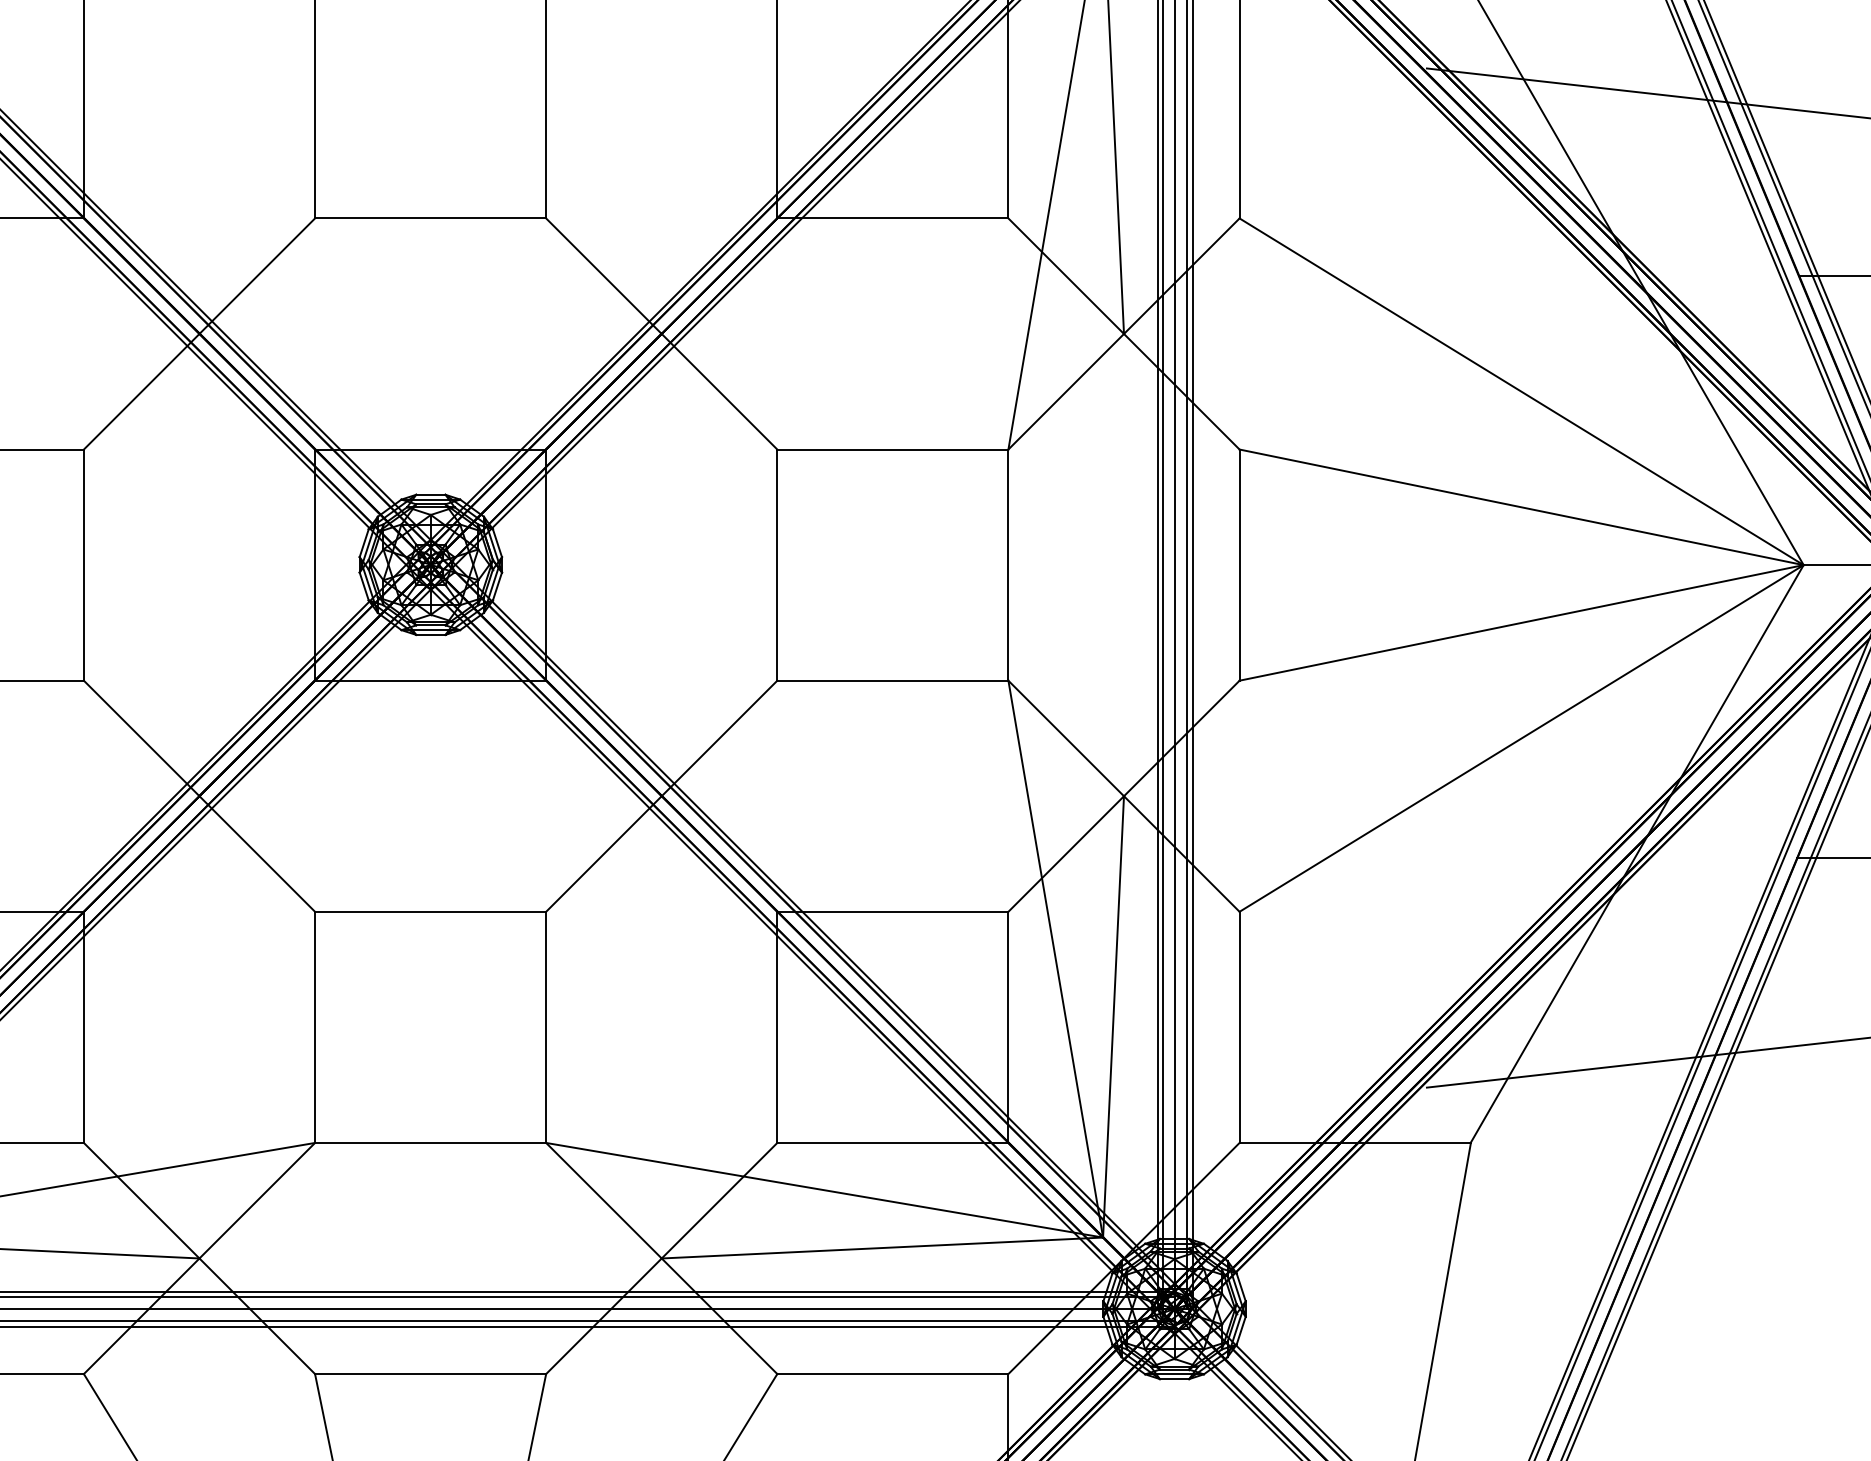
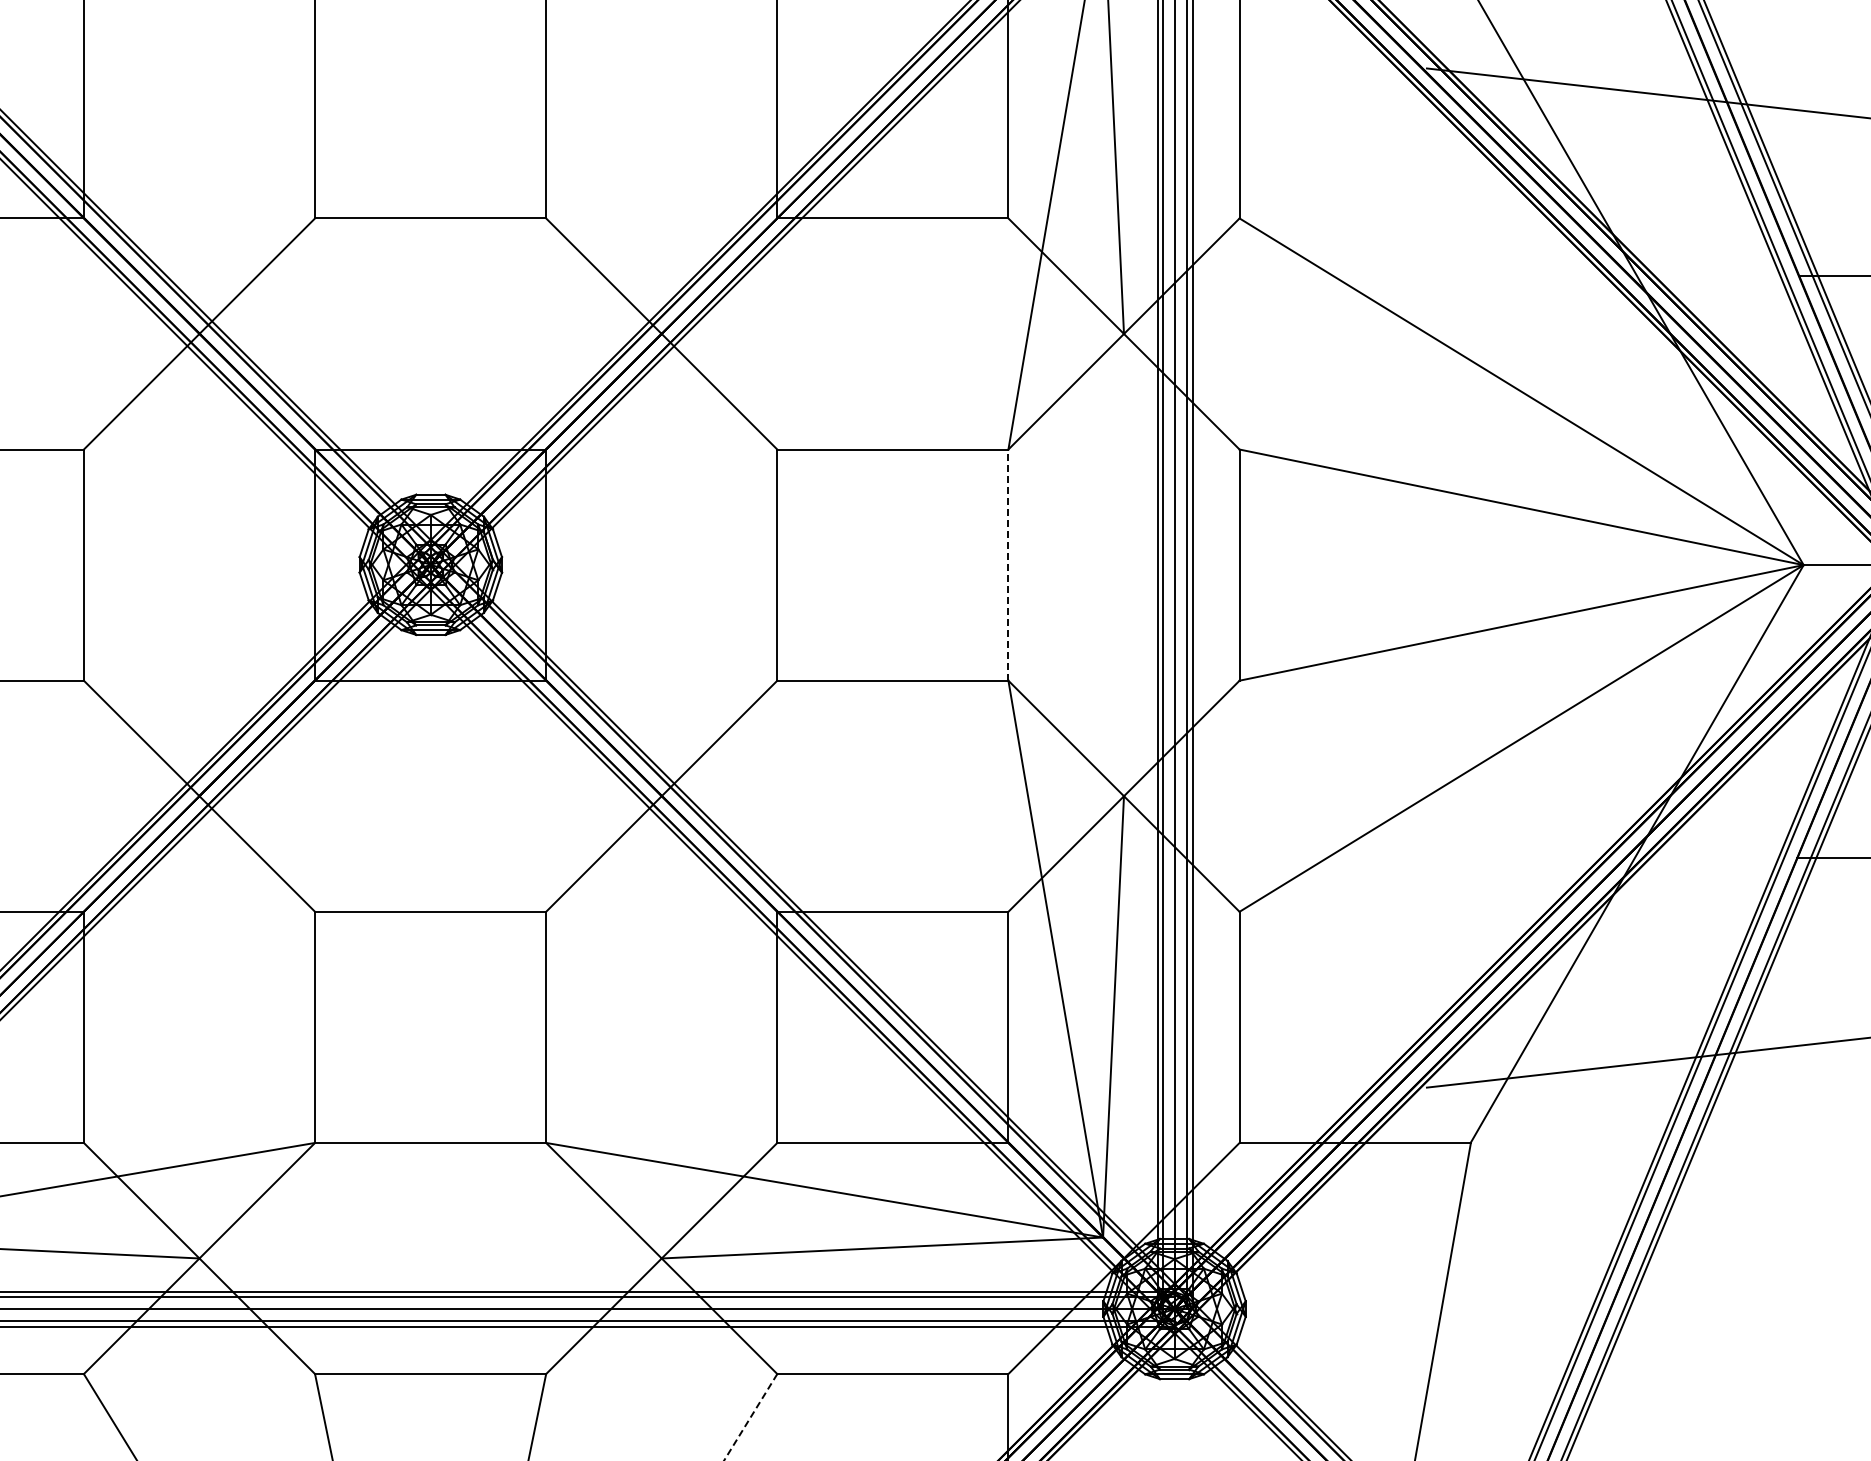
line: solid -> dashed (1008, 565)
line: solid -> dashed (750, 1417)
